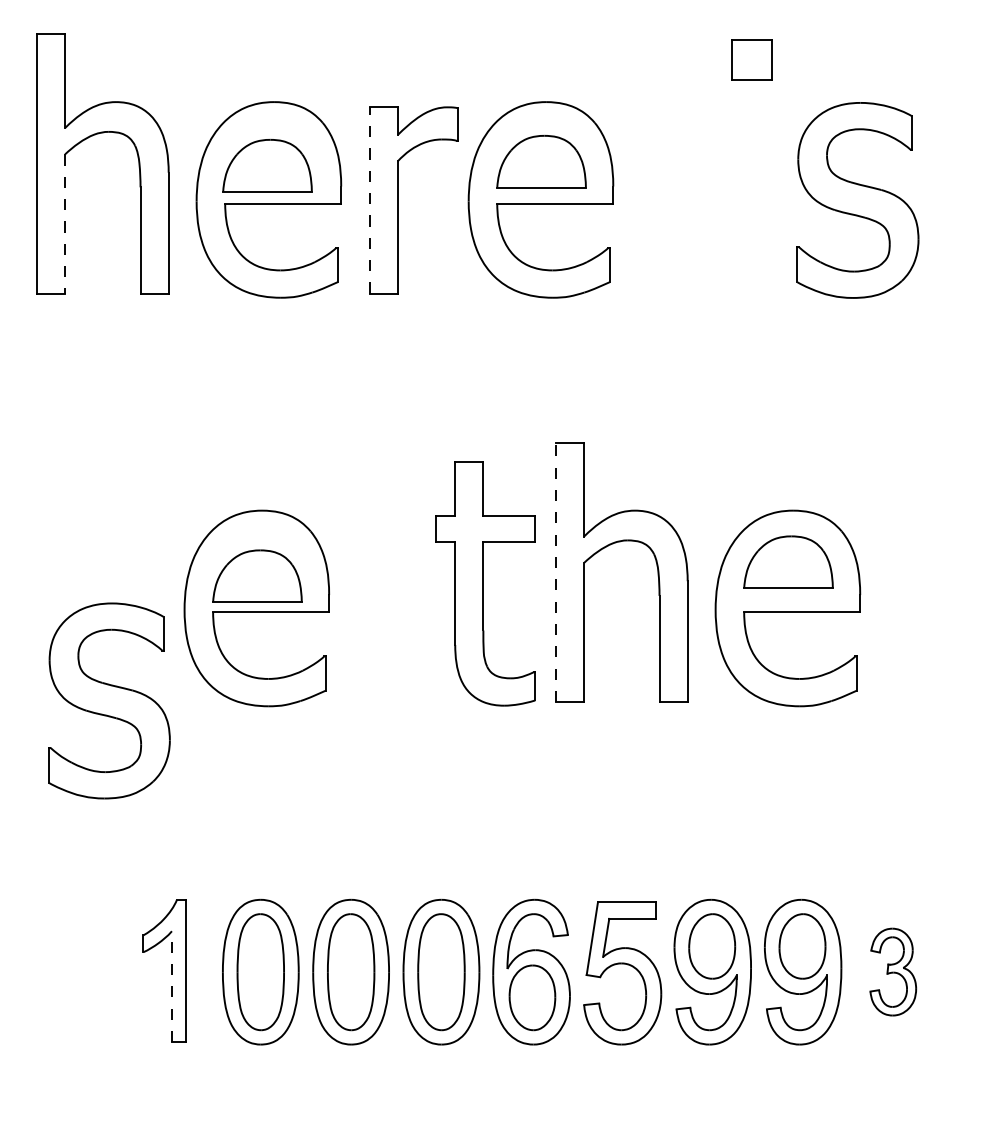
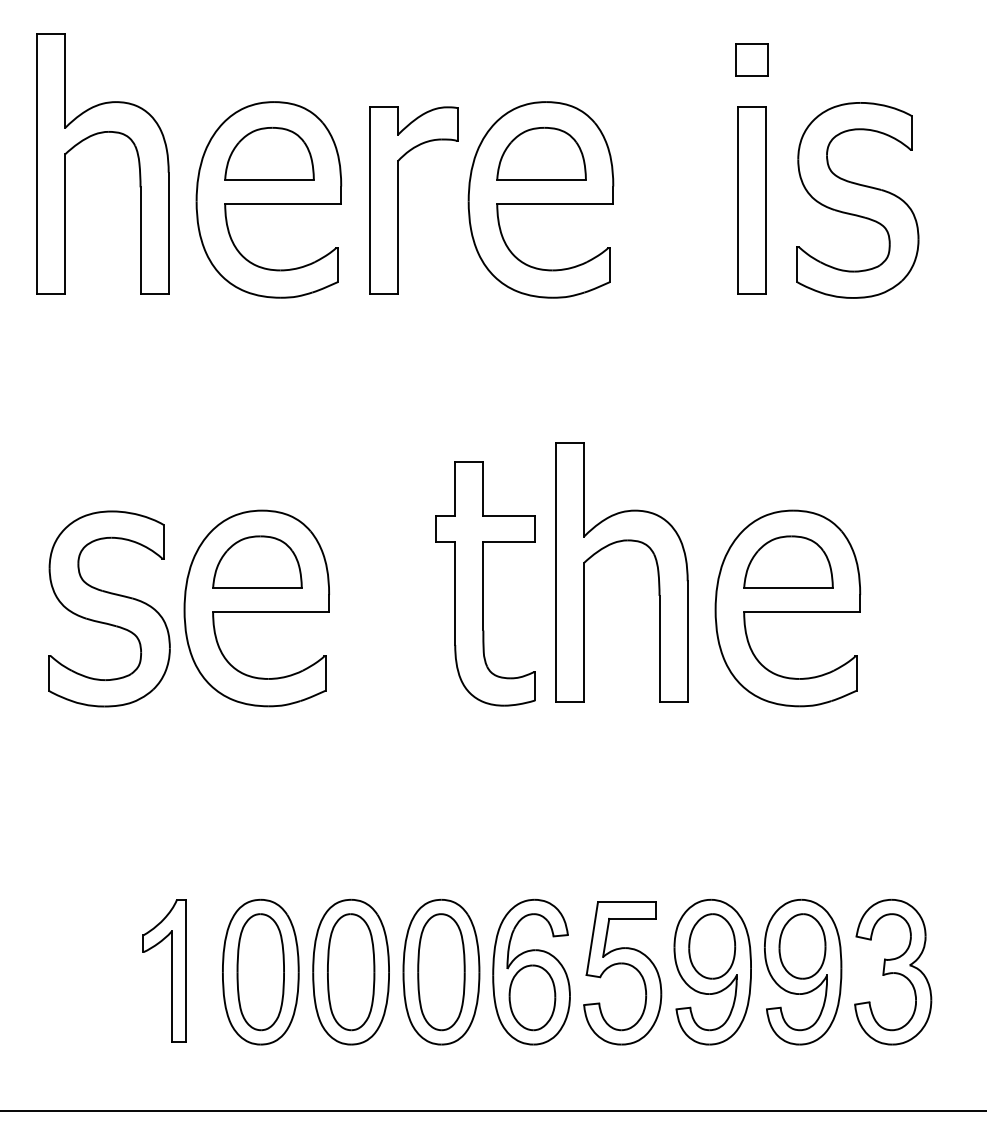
part size: 42x42 px -> 34x34 px (751, 59)
part position: (541, 161) -> (541, 153) (541, 153)
part position: (267, 165) -> (269, 153) (269, 153)
line: dashed -> solid (369, 199)
part: none -> present (751, 200)
line: dashed -> solid (65, 223)
line: dashed -> solid (555, 572)
part position: (257, 575) -> (257, 561) (257, 561)
part position: (109, 700) -> (109, 608) (109, 608)
part size: 49x90 px -> 79x148 px (893, 971)
line: dashed -> solid (171, 986)
line: none -> present (492, 1110)
